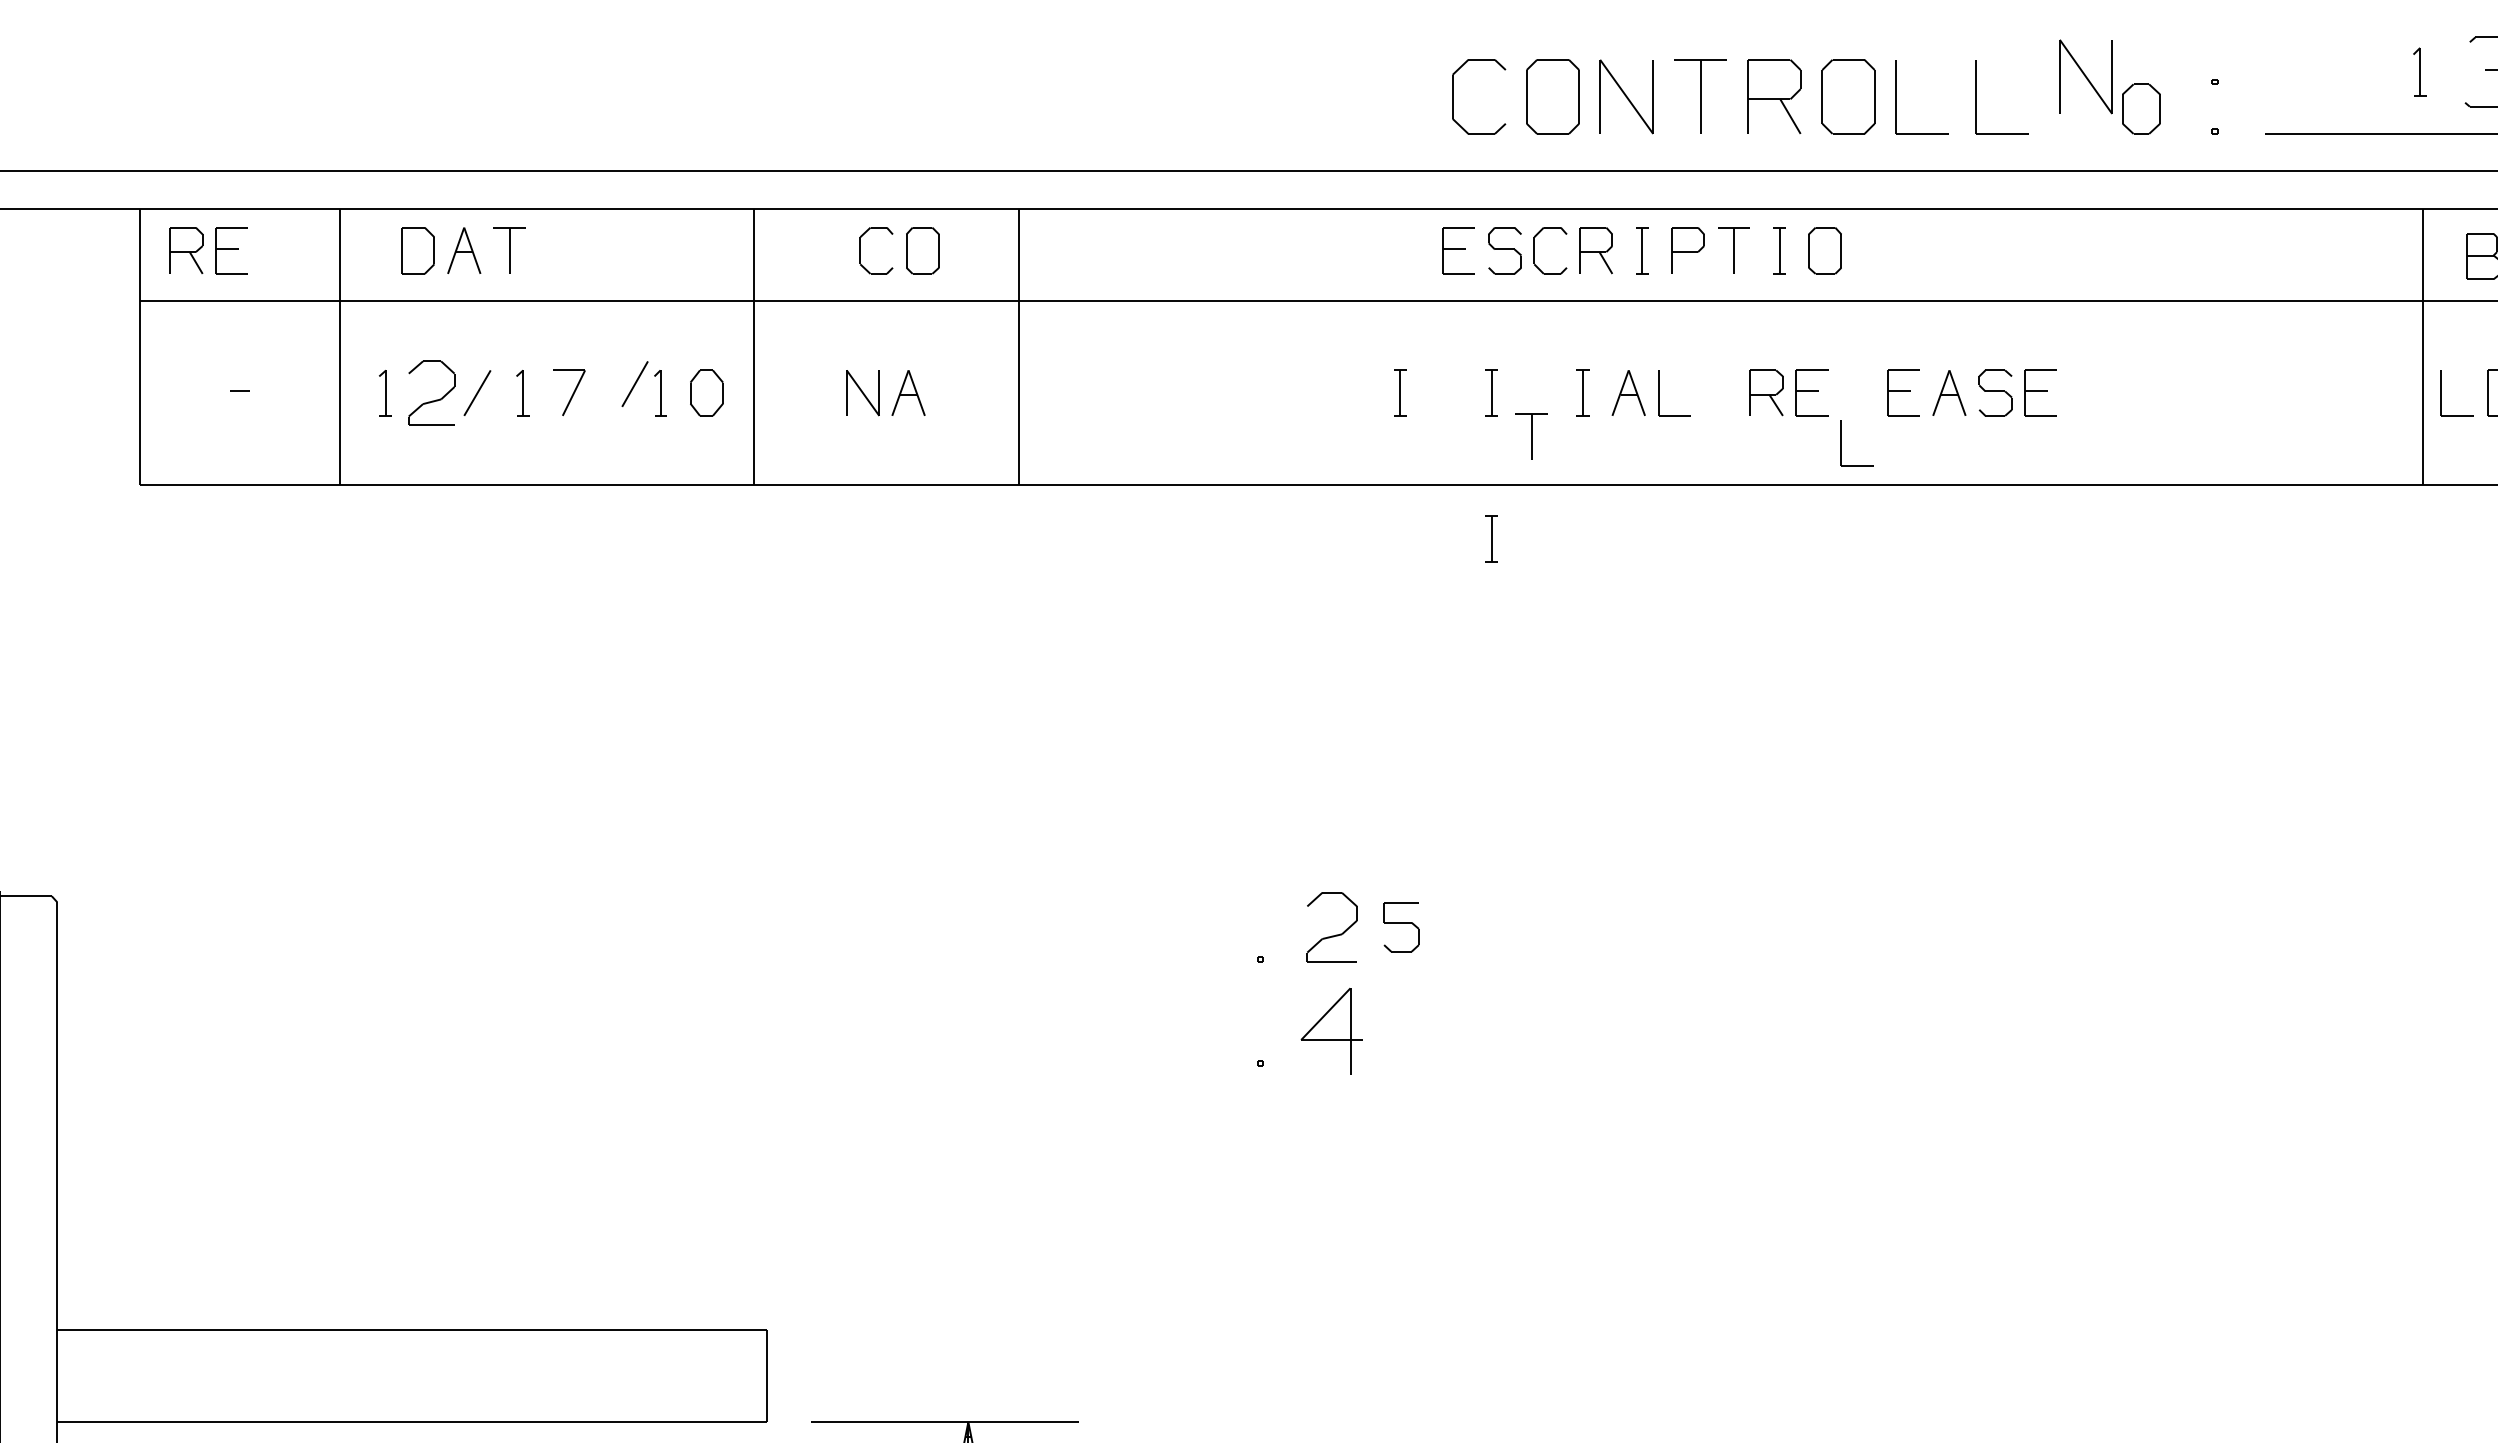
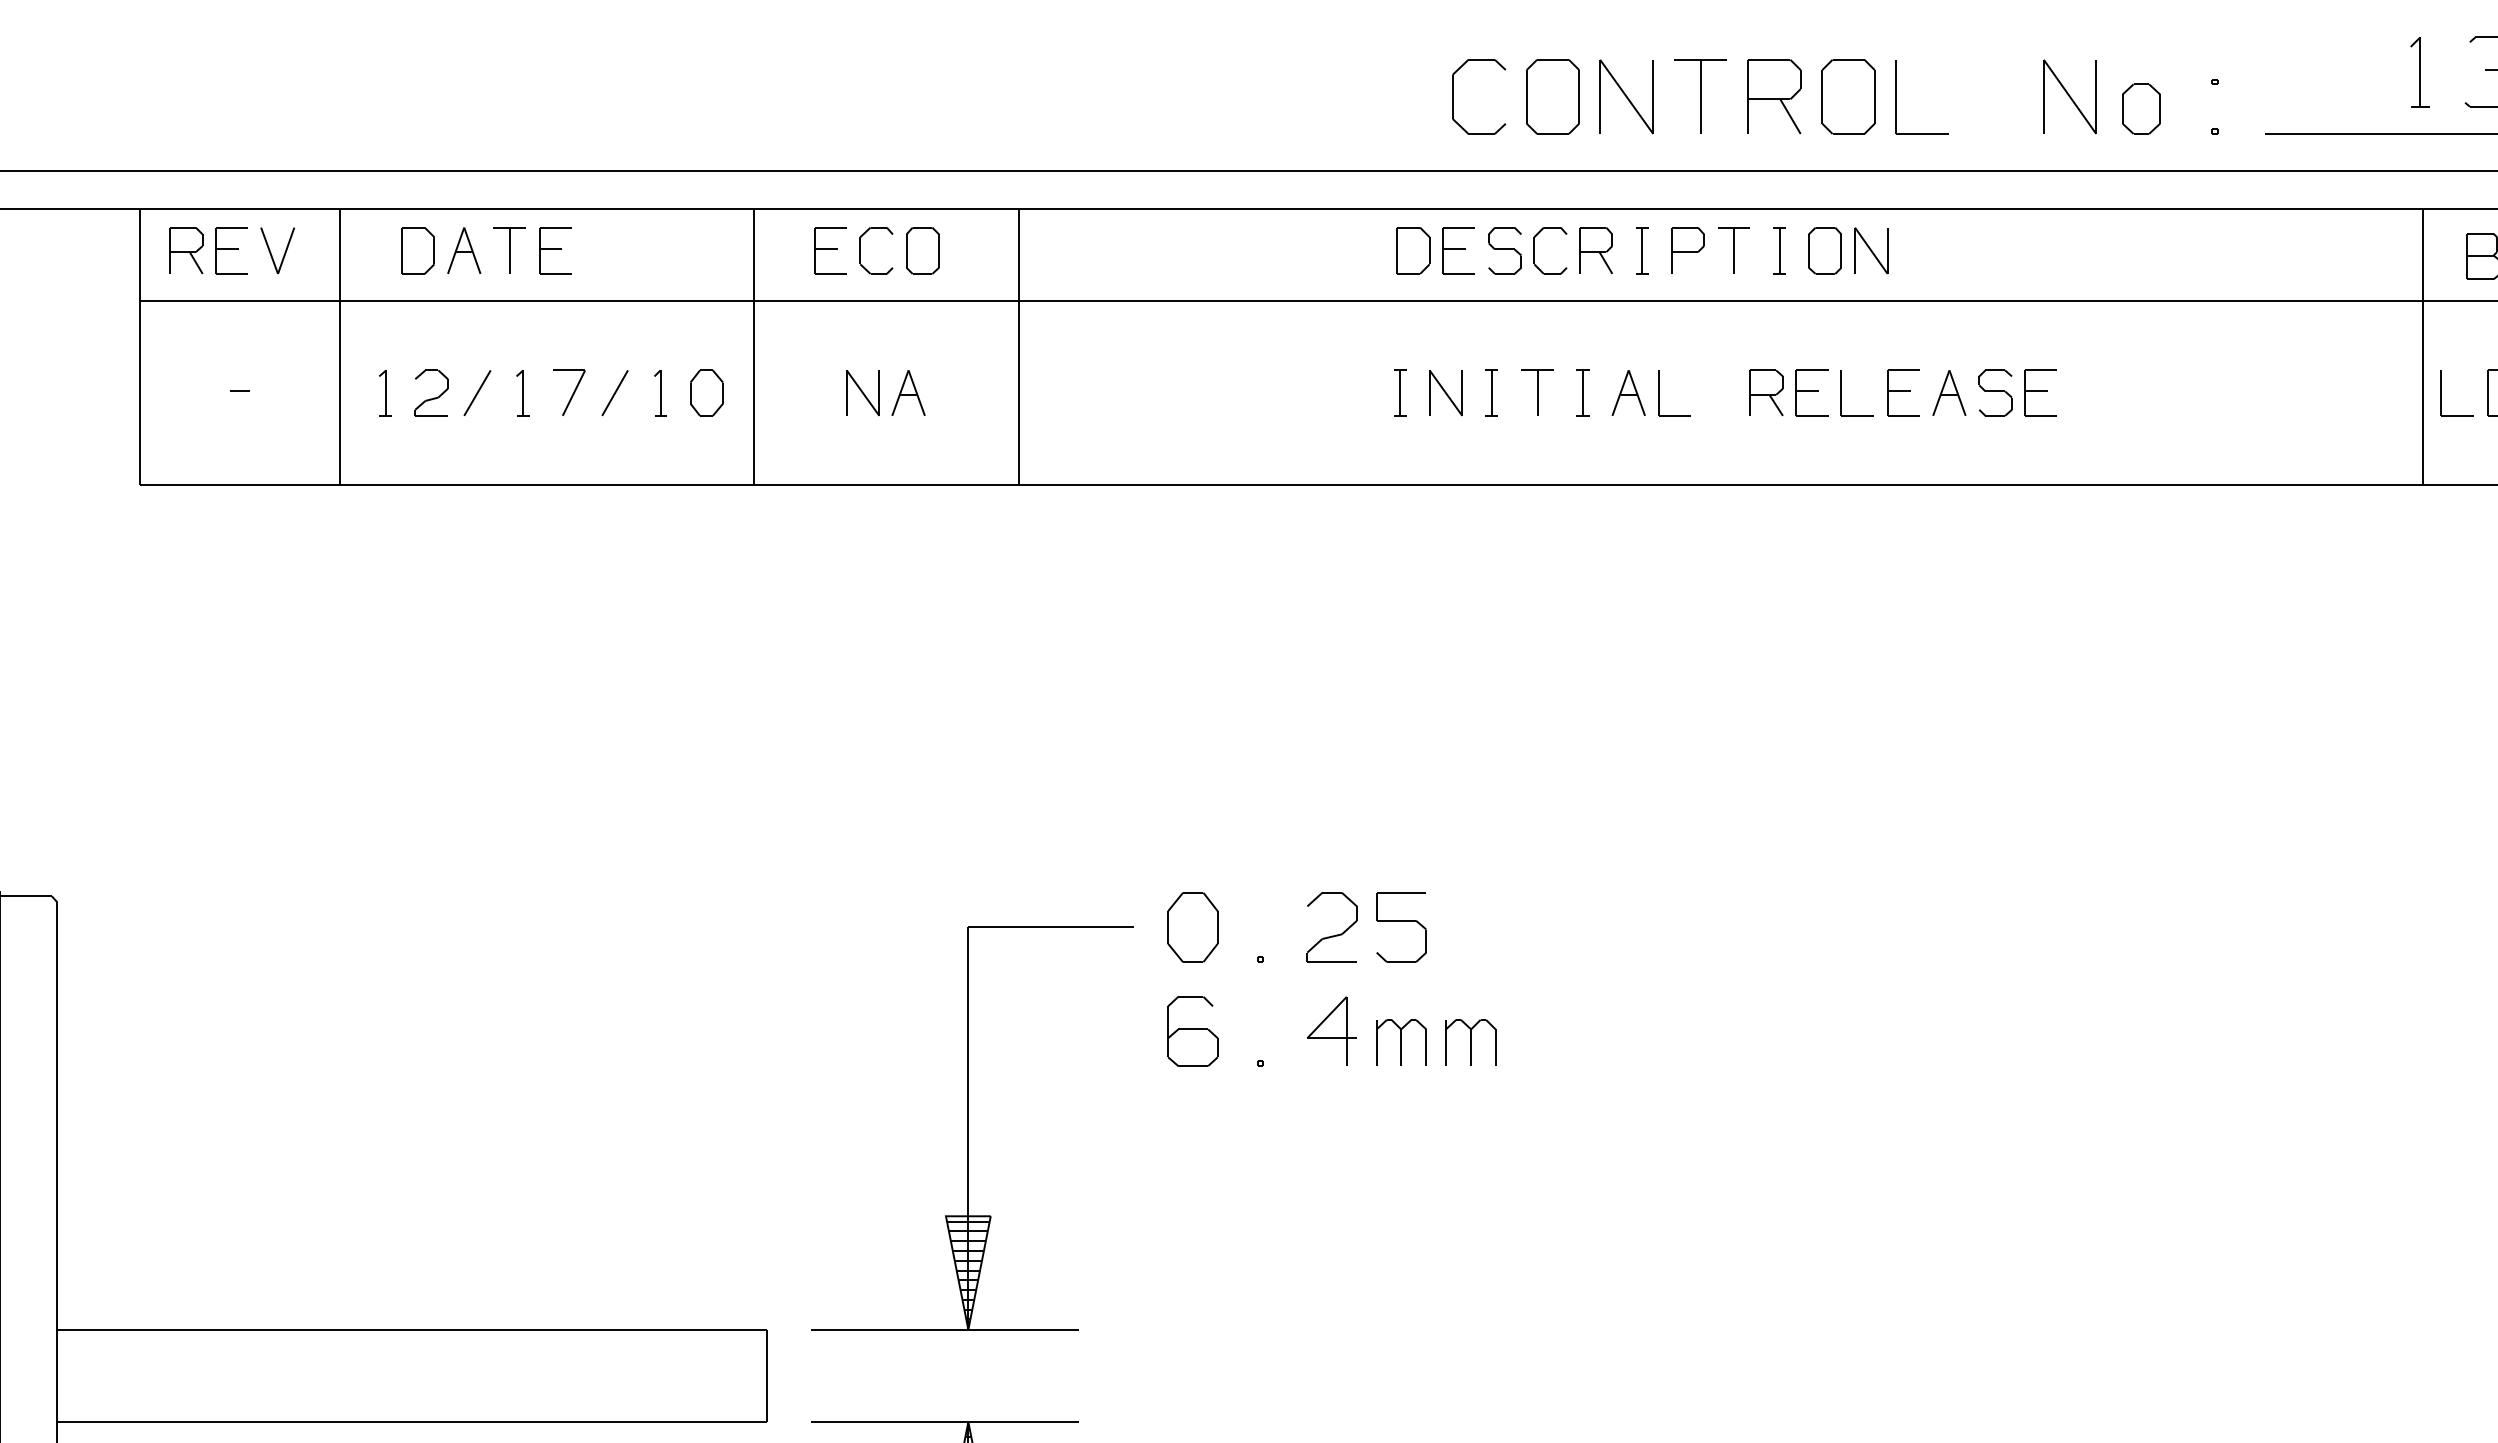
part size: 14x50 px -> 20x71 px (2419, 72)
part position: (2085, 76) -> (2069, 96) (2069, 96)
part: present -> none (1976, 97)
part: none -> present (555, 250)
part: none -> present (830, 250)
part: none -> present (1413, 250)
part: none -> present (1871, 250)
part: none -> present (271, 252)
line position: (634, 383) -> (614, 392) (614, 392)
part size: 48x66 px -> 35x48 px (431, 392)
part: none -> present (1445, 393)
part position: (1531, 436) -> (1537, 392) (1537, 392)
part position: (1841, 443) -> (1841, 393) (1841, 393)
part: present -> none (1491, 538)
part: none -> present (1192, 927)
part size: 37x51 px -> 51x71 px (1401, 927)
part: none -> present (1192, 1031)
part size: 63x87 px -> 50x70 px (1331, 1030)
part: none -> present (1401, 1042)
part: none -> present (1470, 1042)
part: none -> present (972, 1128)
